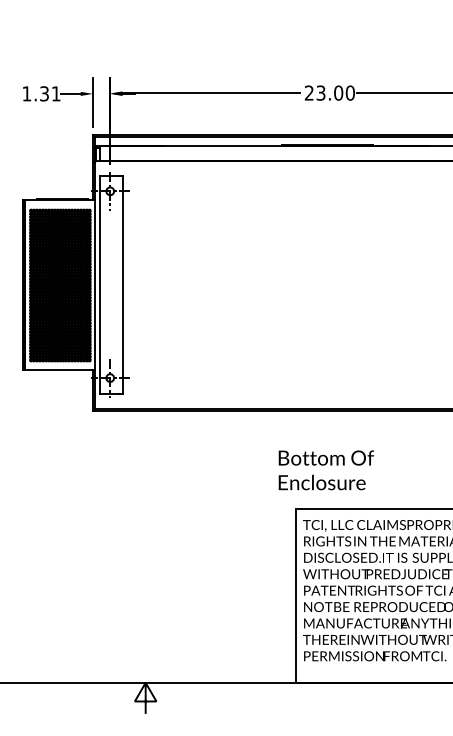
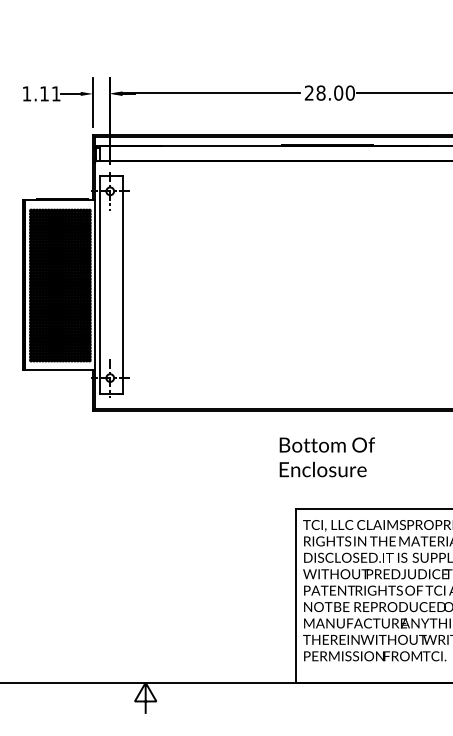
text: 23.00 -> 28.00 (320, 92)
text: 1.31 -> 1.11 (44, 93)
text position: (325, 470) -> (326, 457) (326, 457)
